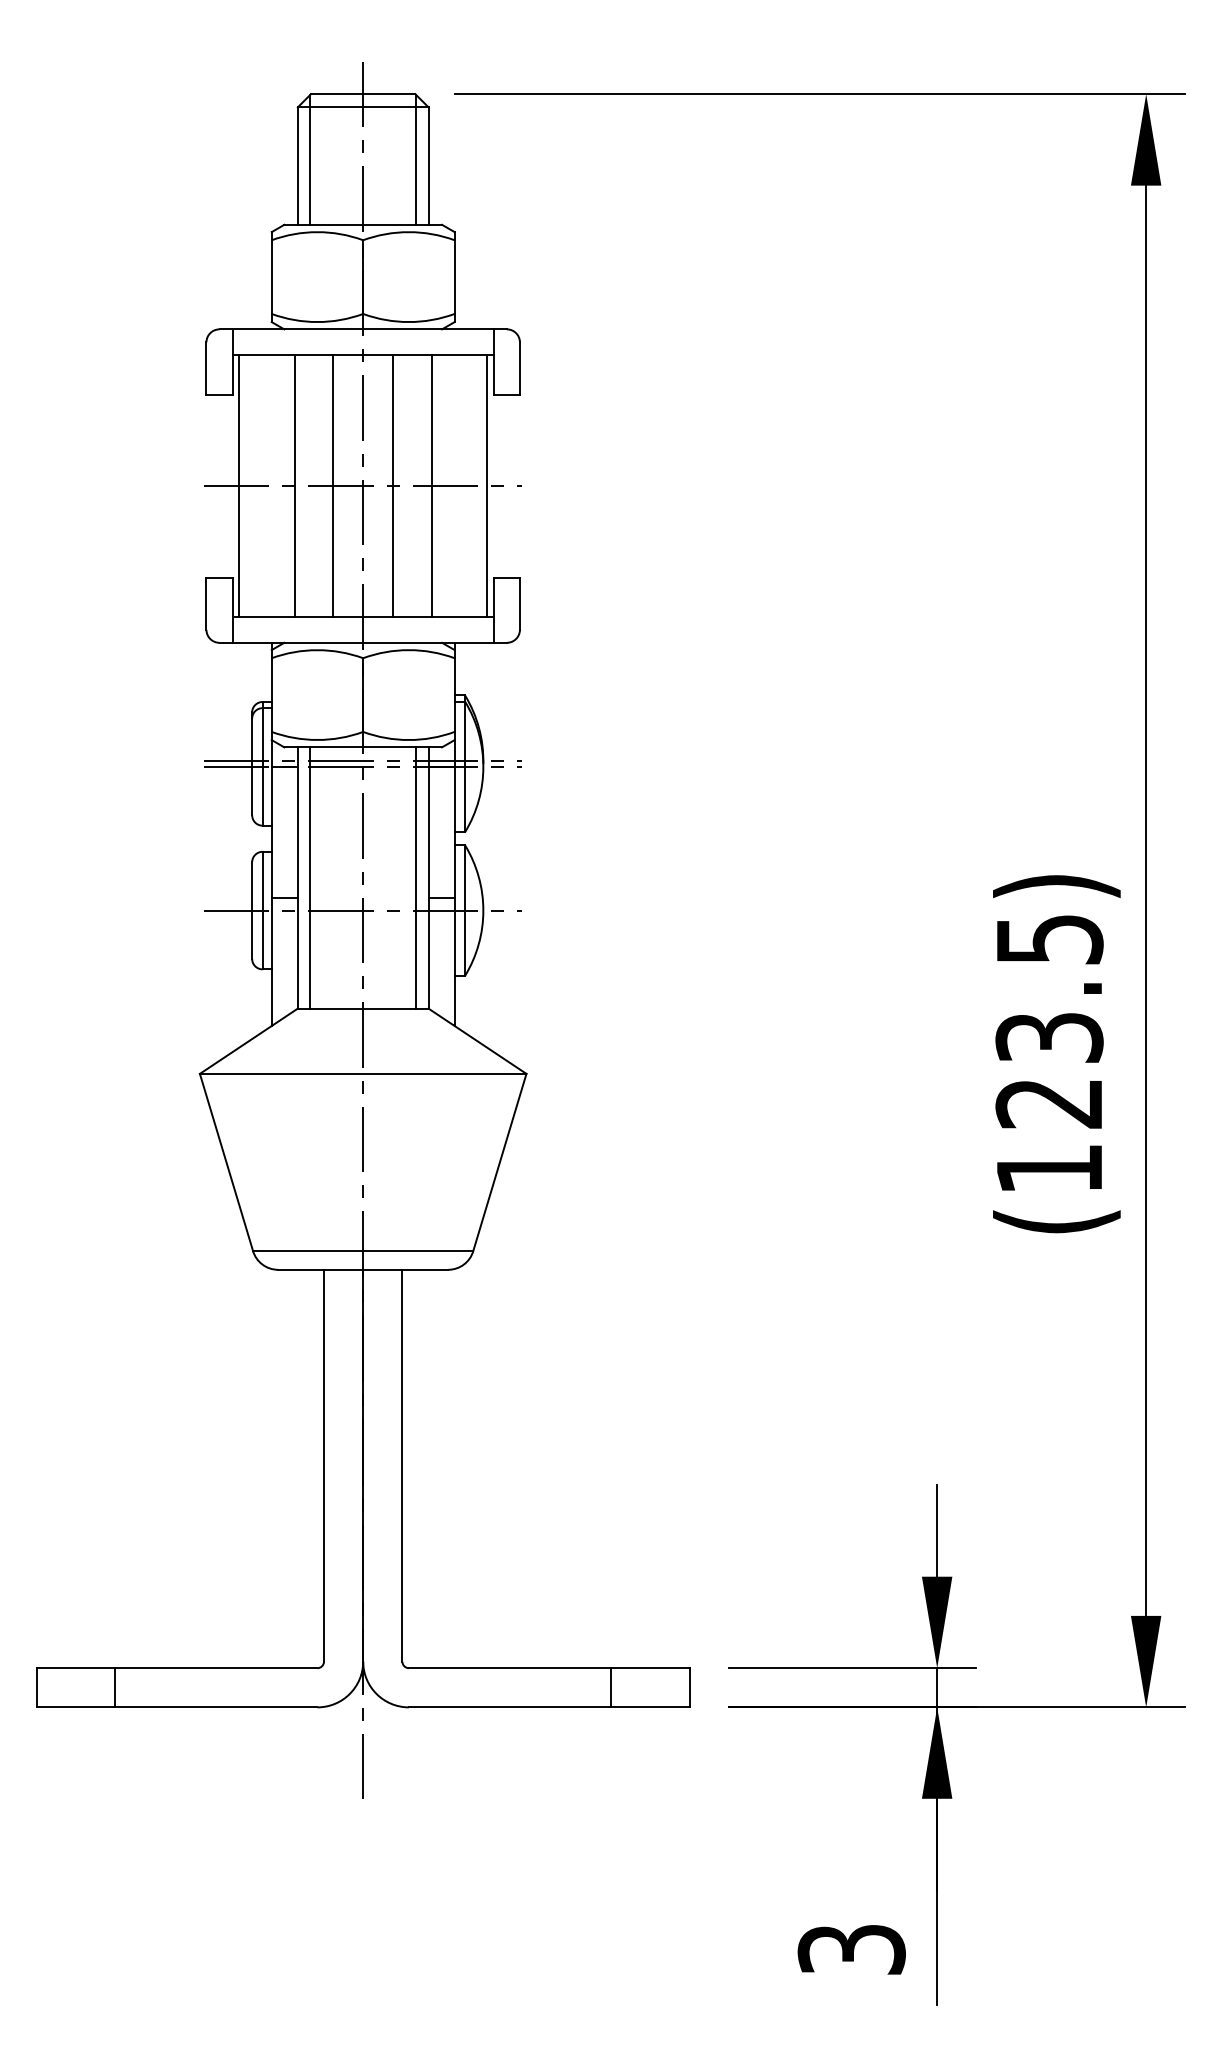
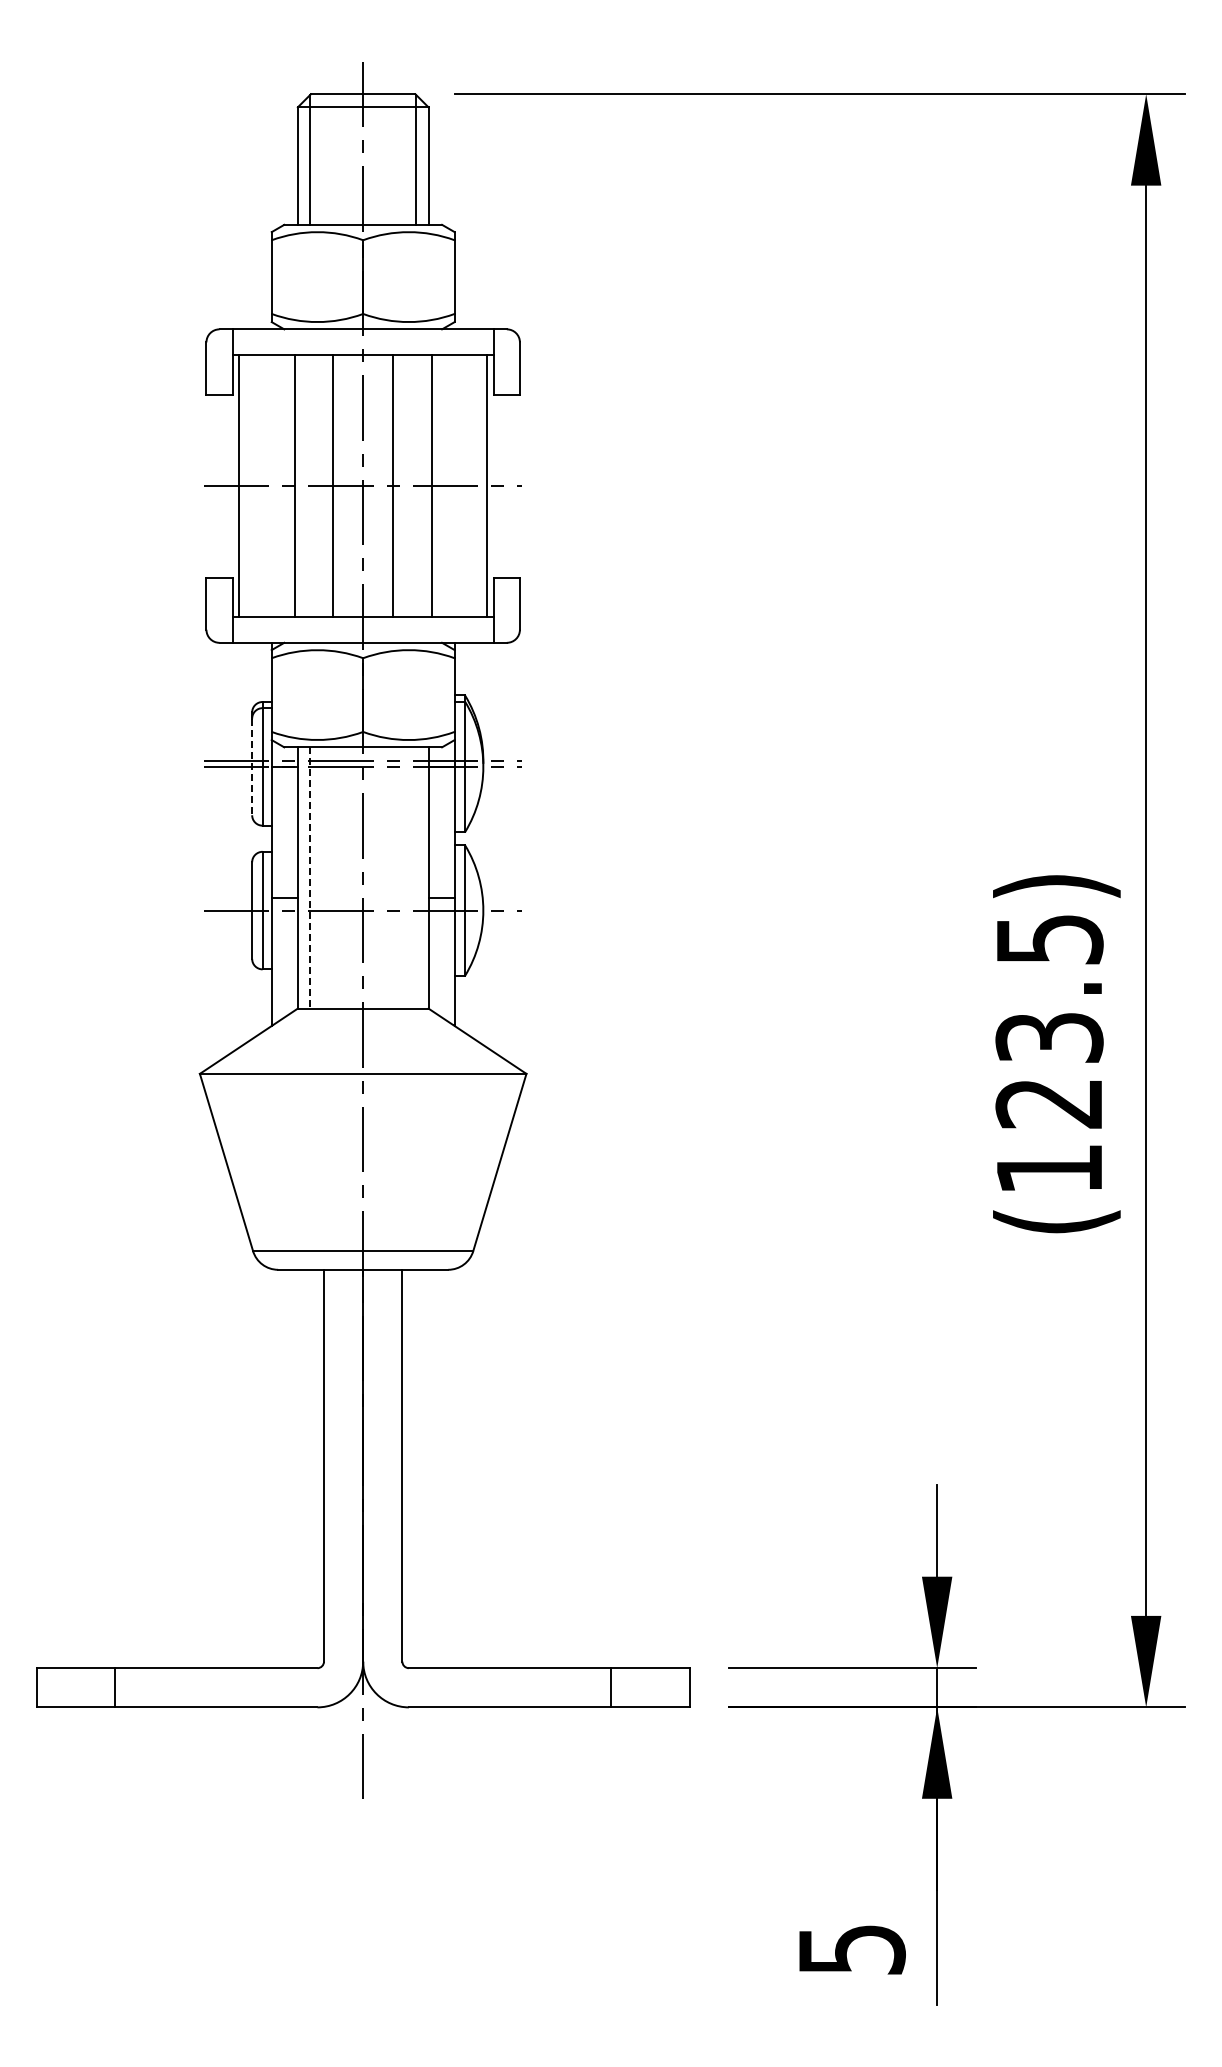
line: solid -> dashed (252, 767)
line: solid -> dashed (309, 877)
line: present -> none (416, 877)
text: 3 -> 5 (851, 1949)
